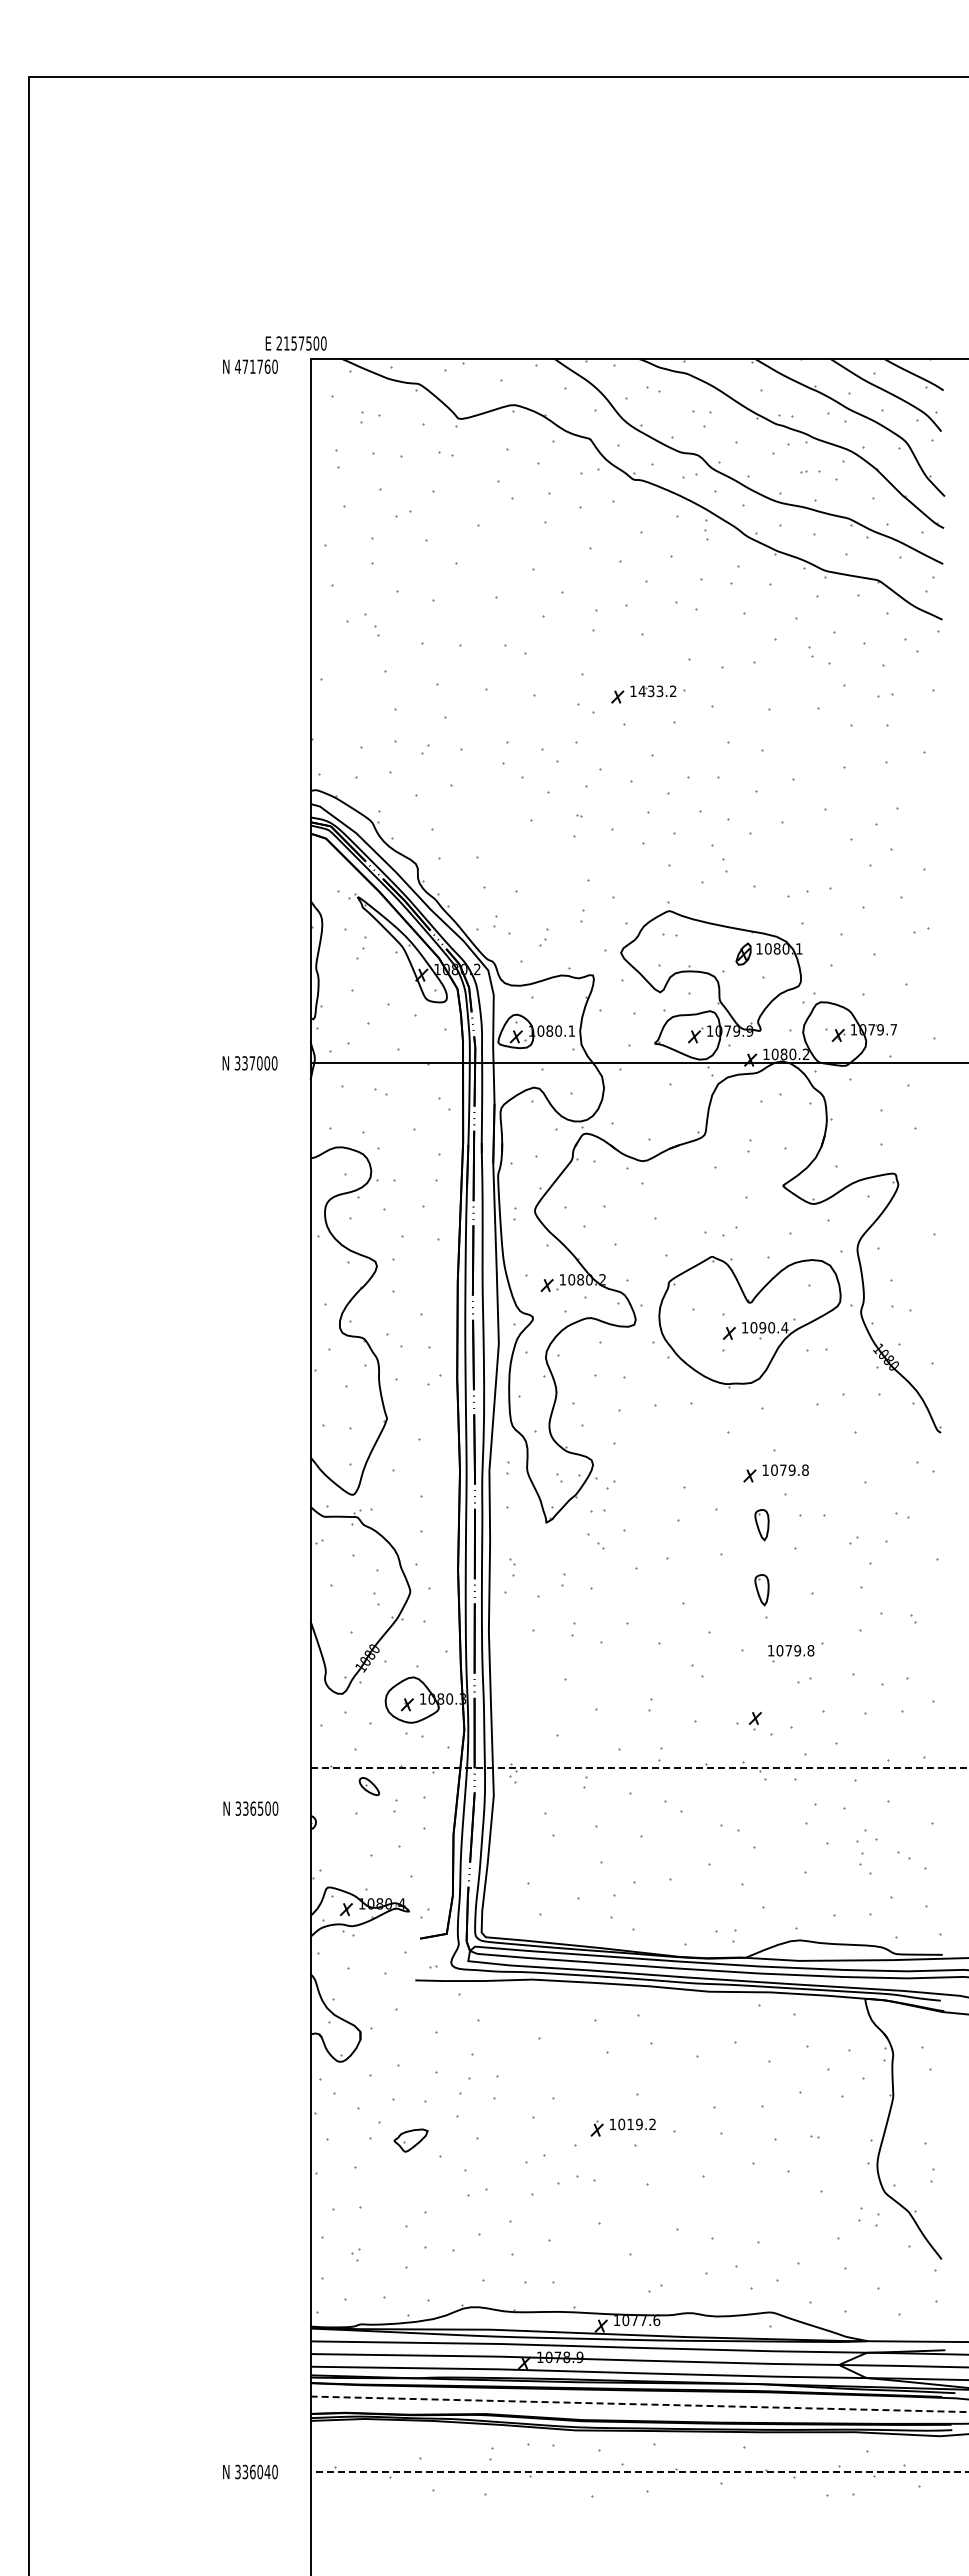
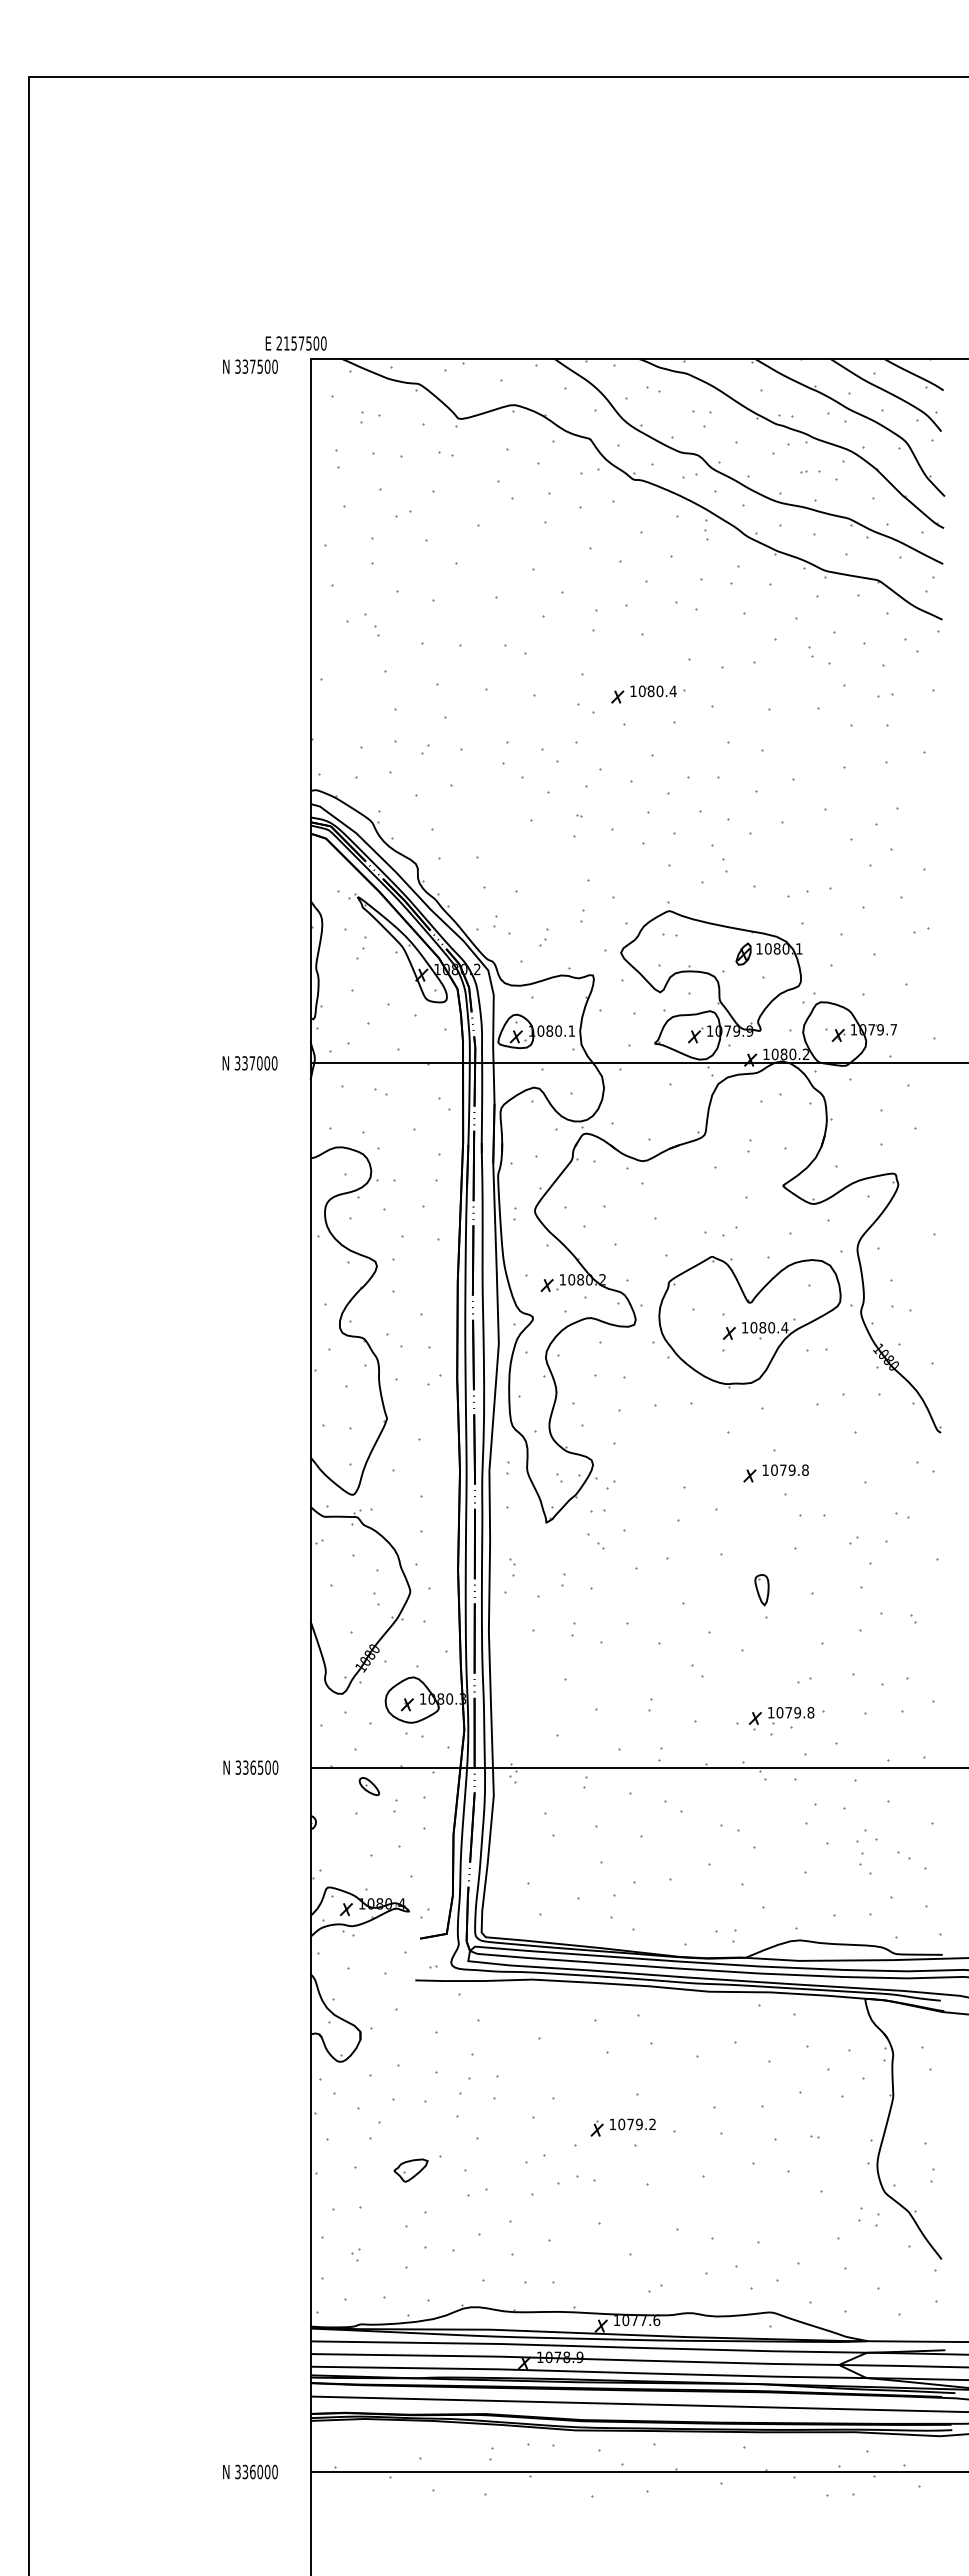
text: 471760 -> 337500 (252, 366)
text: 1433.2 -> 1080.4 (657, 691)
text: 1090.4 -> 1080.4 (762, 1327)
part: present -> none (761, 1525)
part position: (791, 1653) -> (791, 1715) (791, 1715)
line: dashed -> solid (639, 1767)
text position: (250, 1808) -> (250, 1767) (250, 1767)
text: 1019.2 -> 1079.2 (630, 2124)
part position: (410, 2140) -> (410, 2170) (410, 2170)
line: dashed -> solid (639, 2404)
text: 336040 -> 336000 (267, 2471)
line: dashed -> solid (639, 2472)
